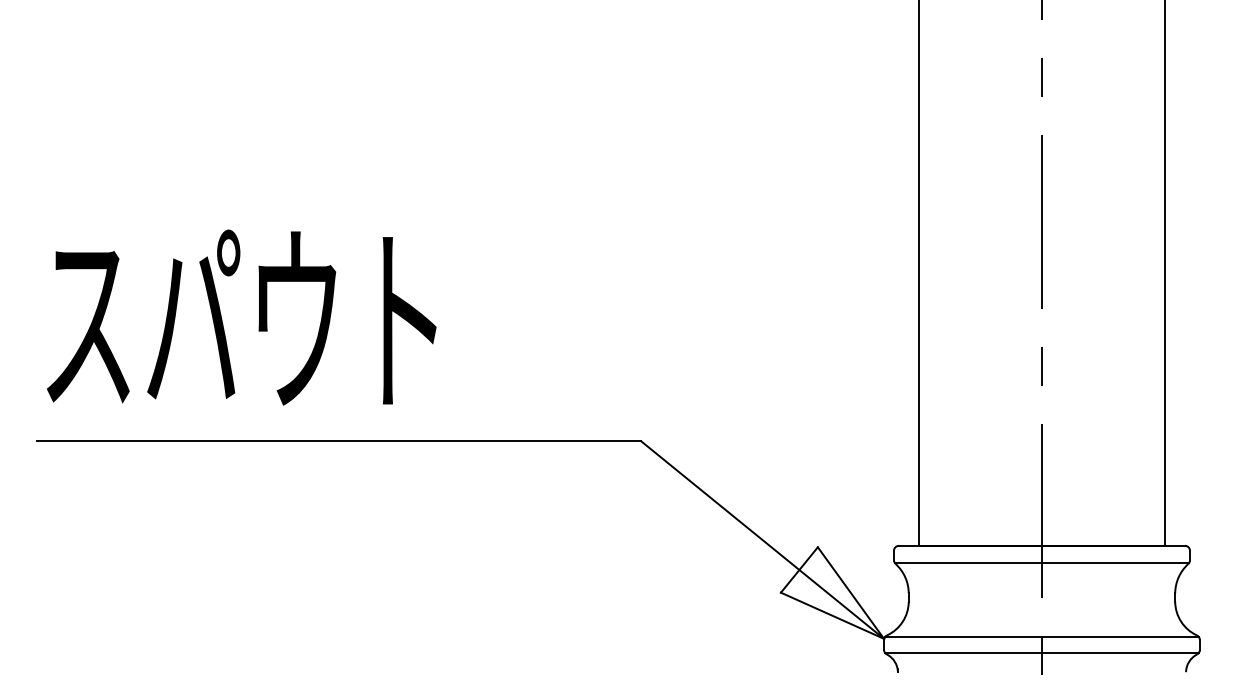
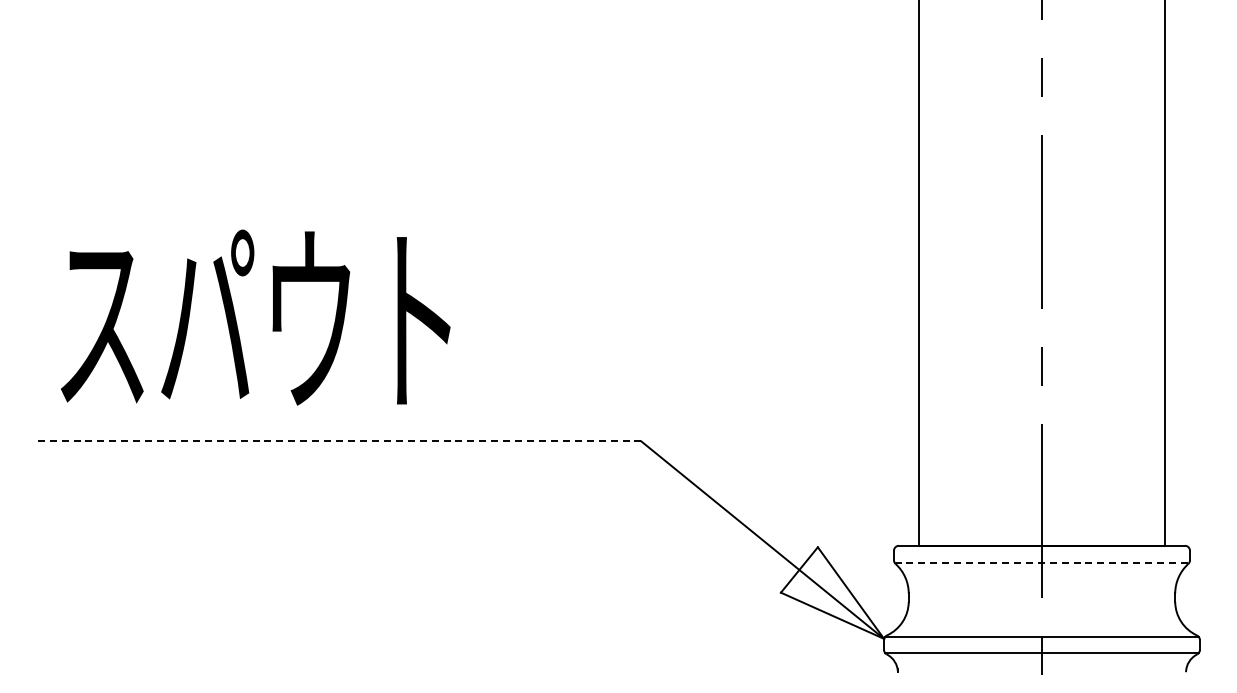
text position: (241, 317) -> (255, 317) (255, 317)
line: solid -> dashed (338, 441)
line: solid -> dashed (1042, 562)
